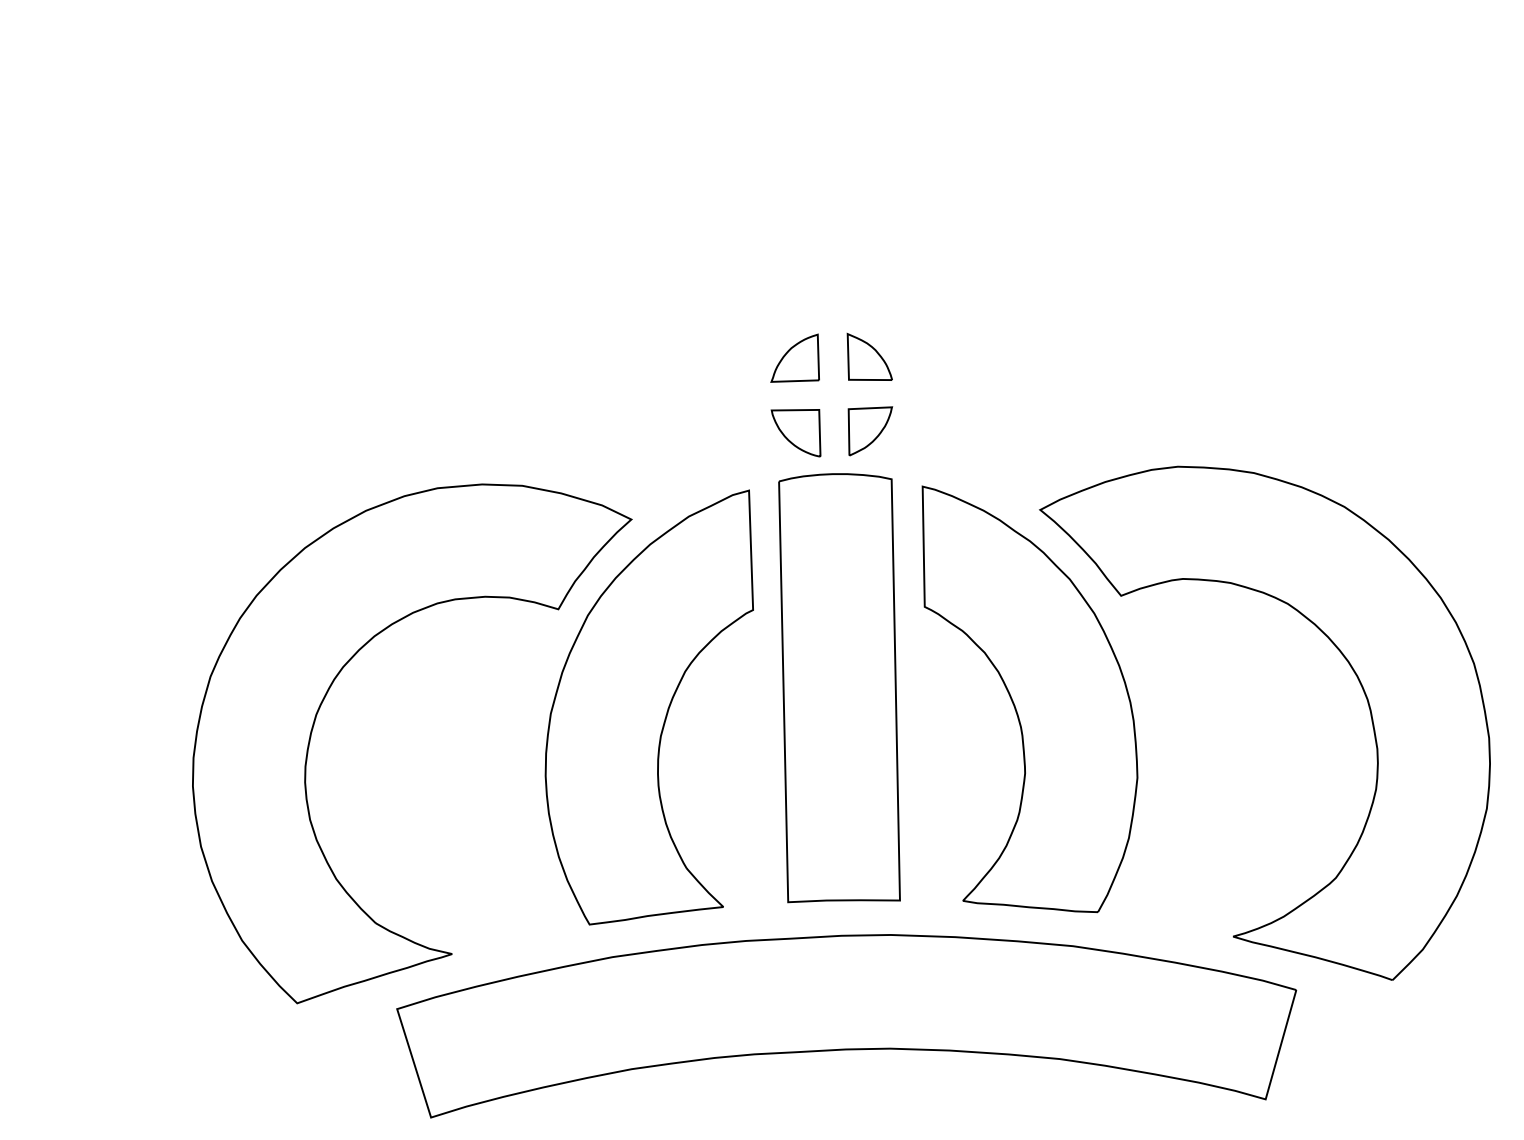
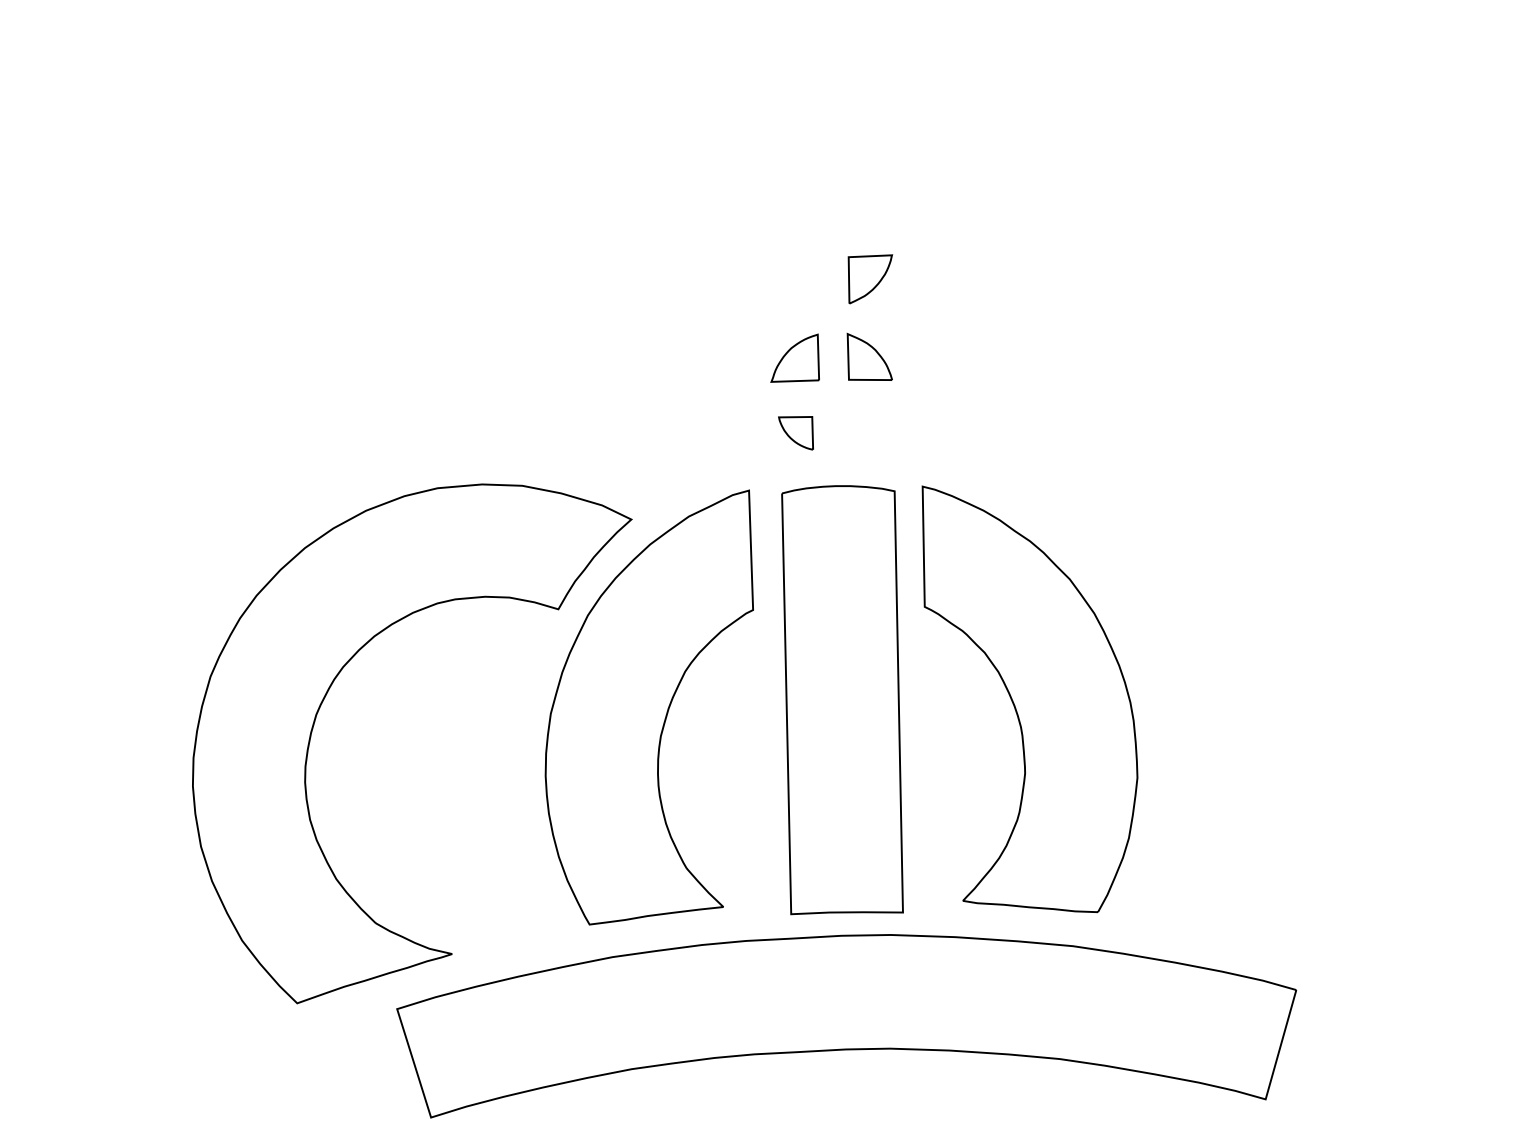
part position: (870, 431) -> (870, 279) (870, 279)
part size: 52x49 px -> 36x35 px (795, 433)
part: present -> none (1350, 667)
part position: (839, 688) -> (842, 700) (842, 700)
